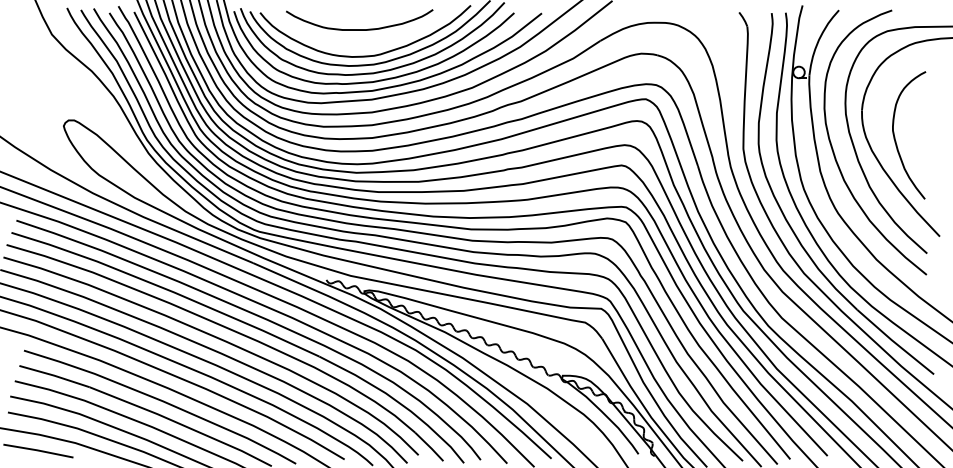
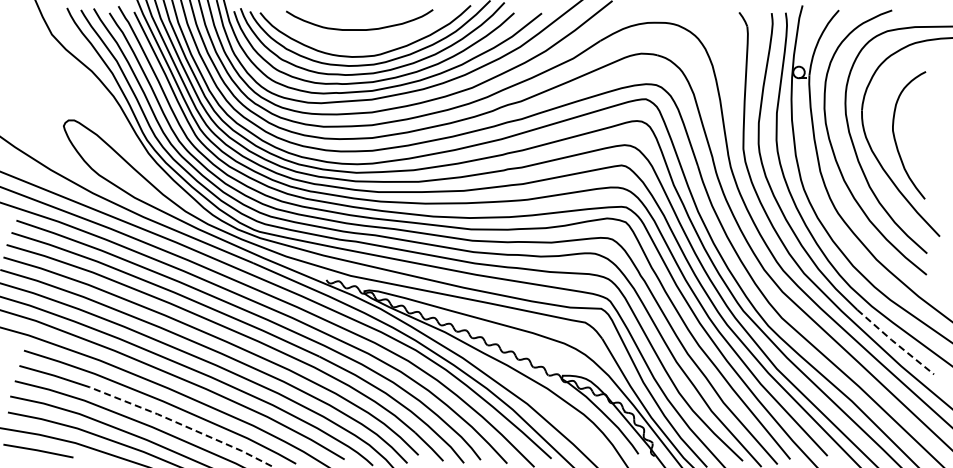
line: solid -> dashed (894, 342)
line: solid -> dashed (181, 424)
